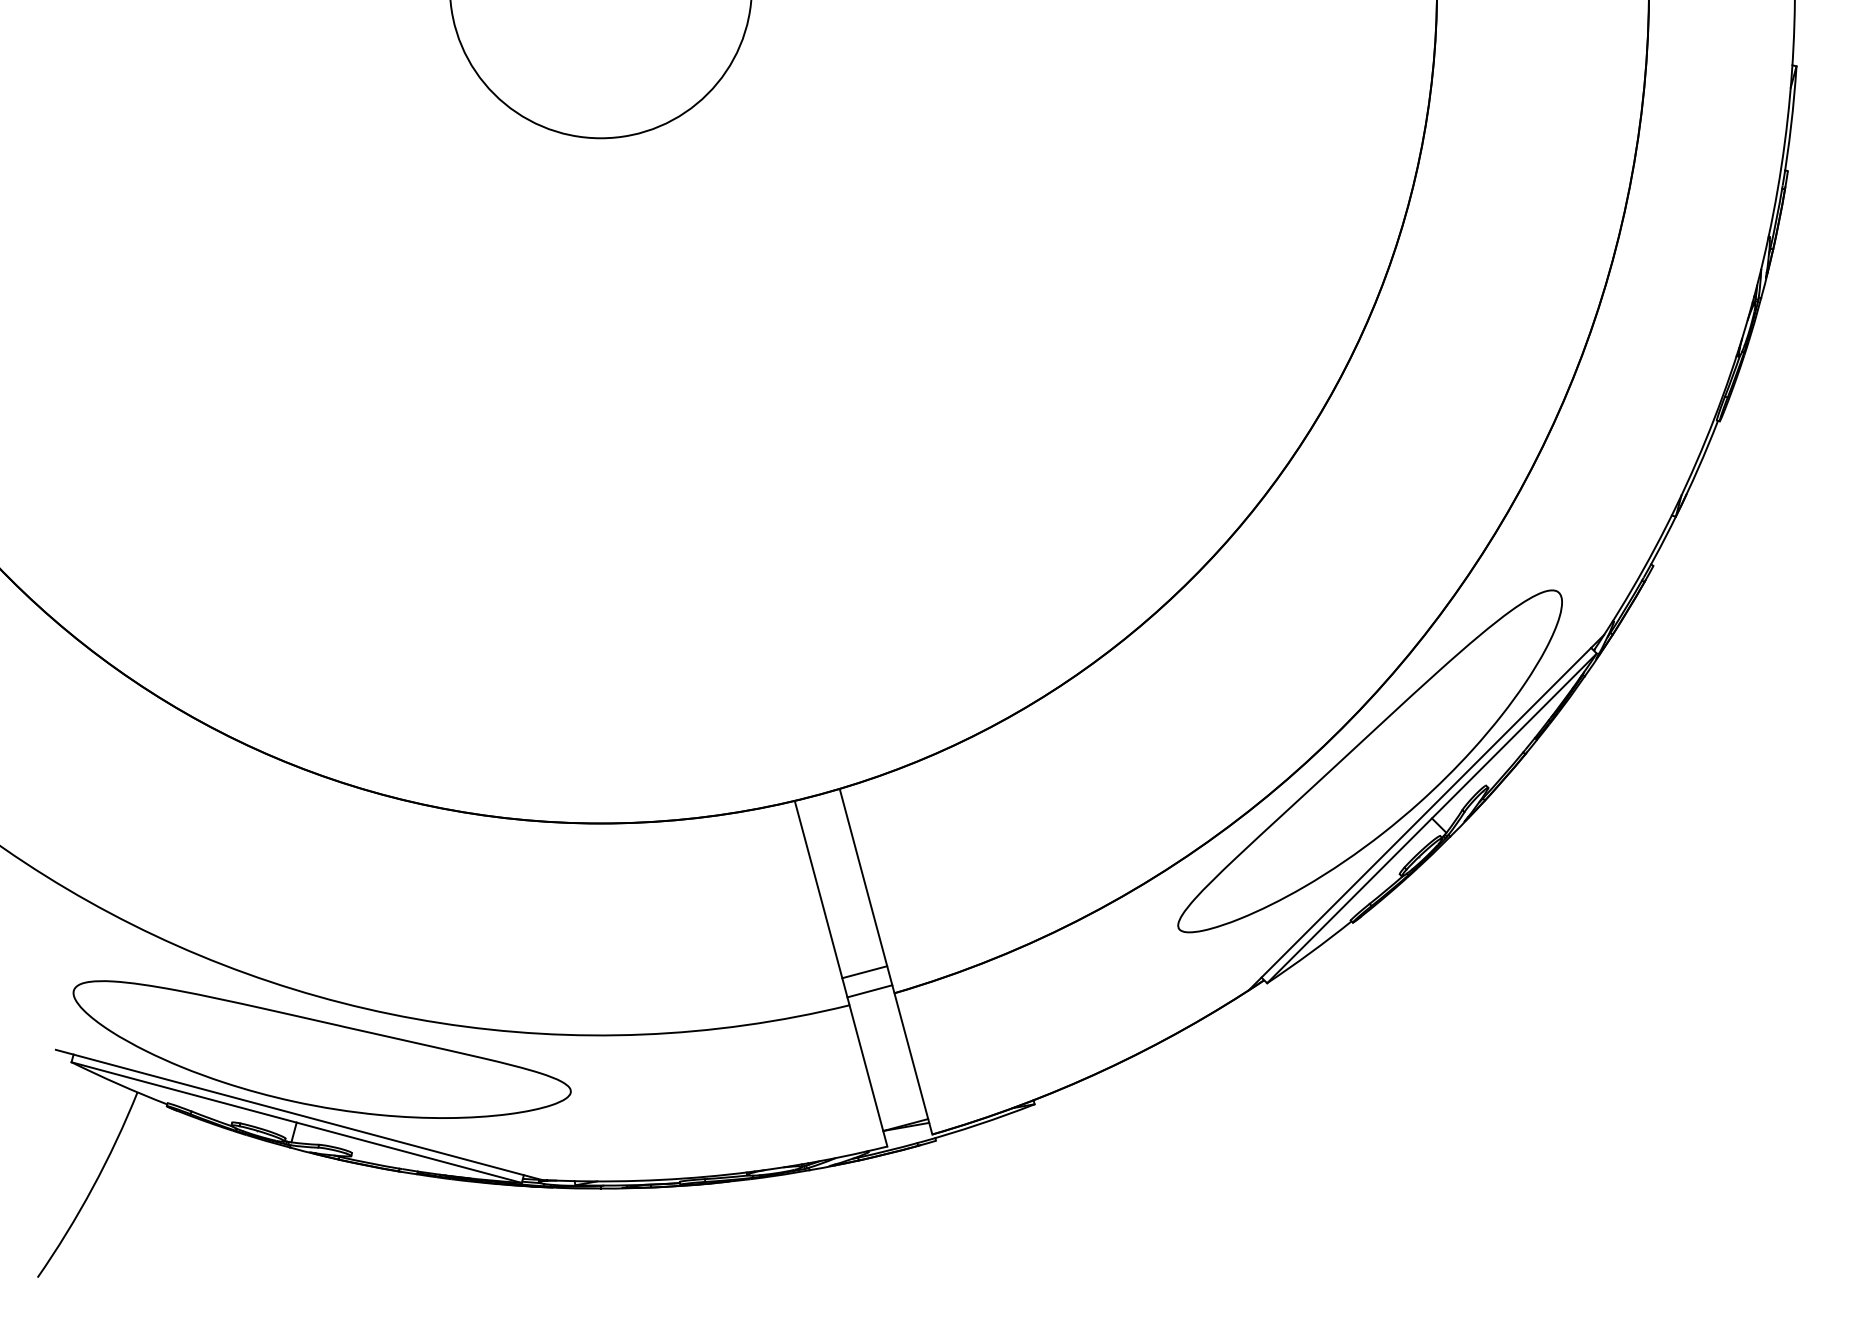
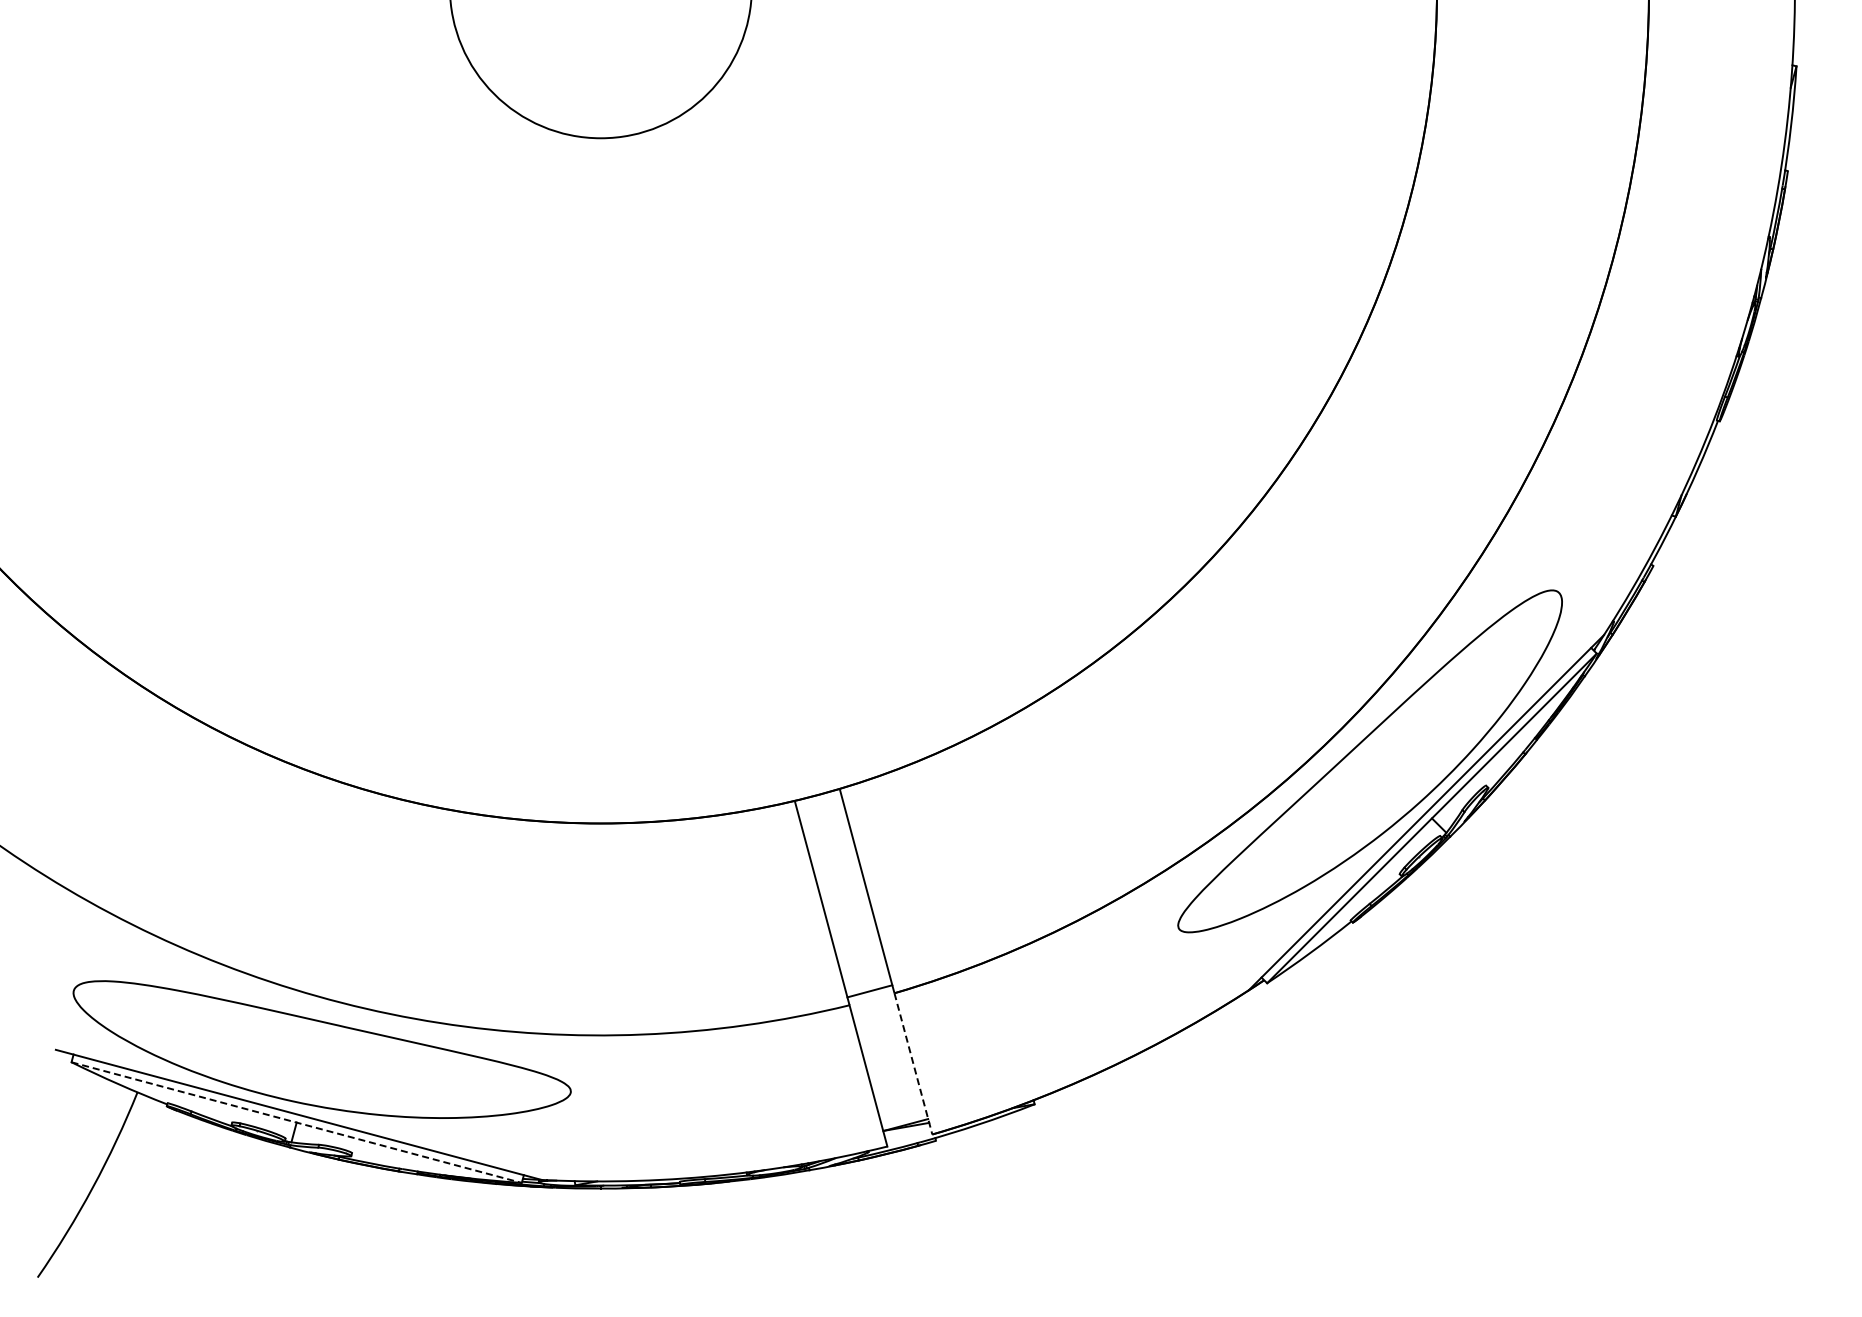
line: present -> none (864, 972)
line: solid -> dashed (913, 1064)
line: solid -> dashed (297, 1122)
